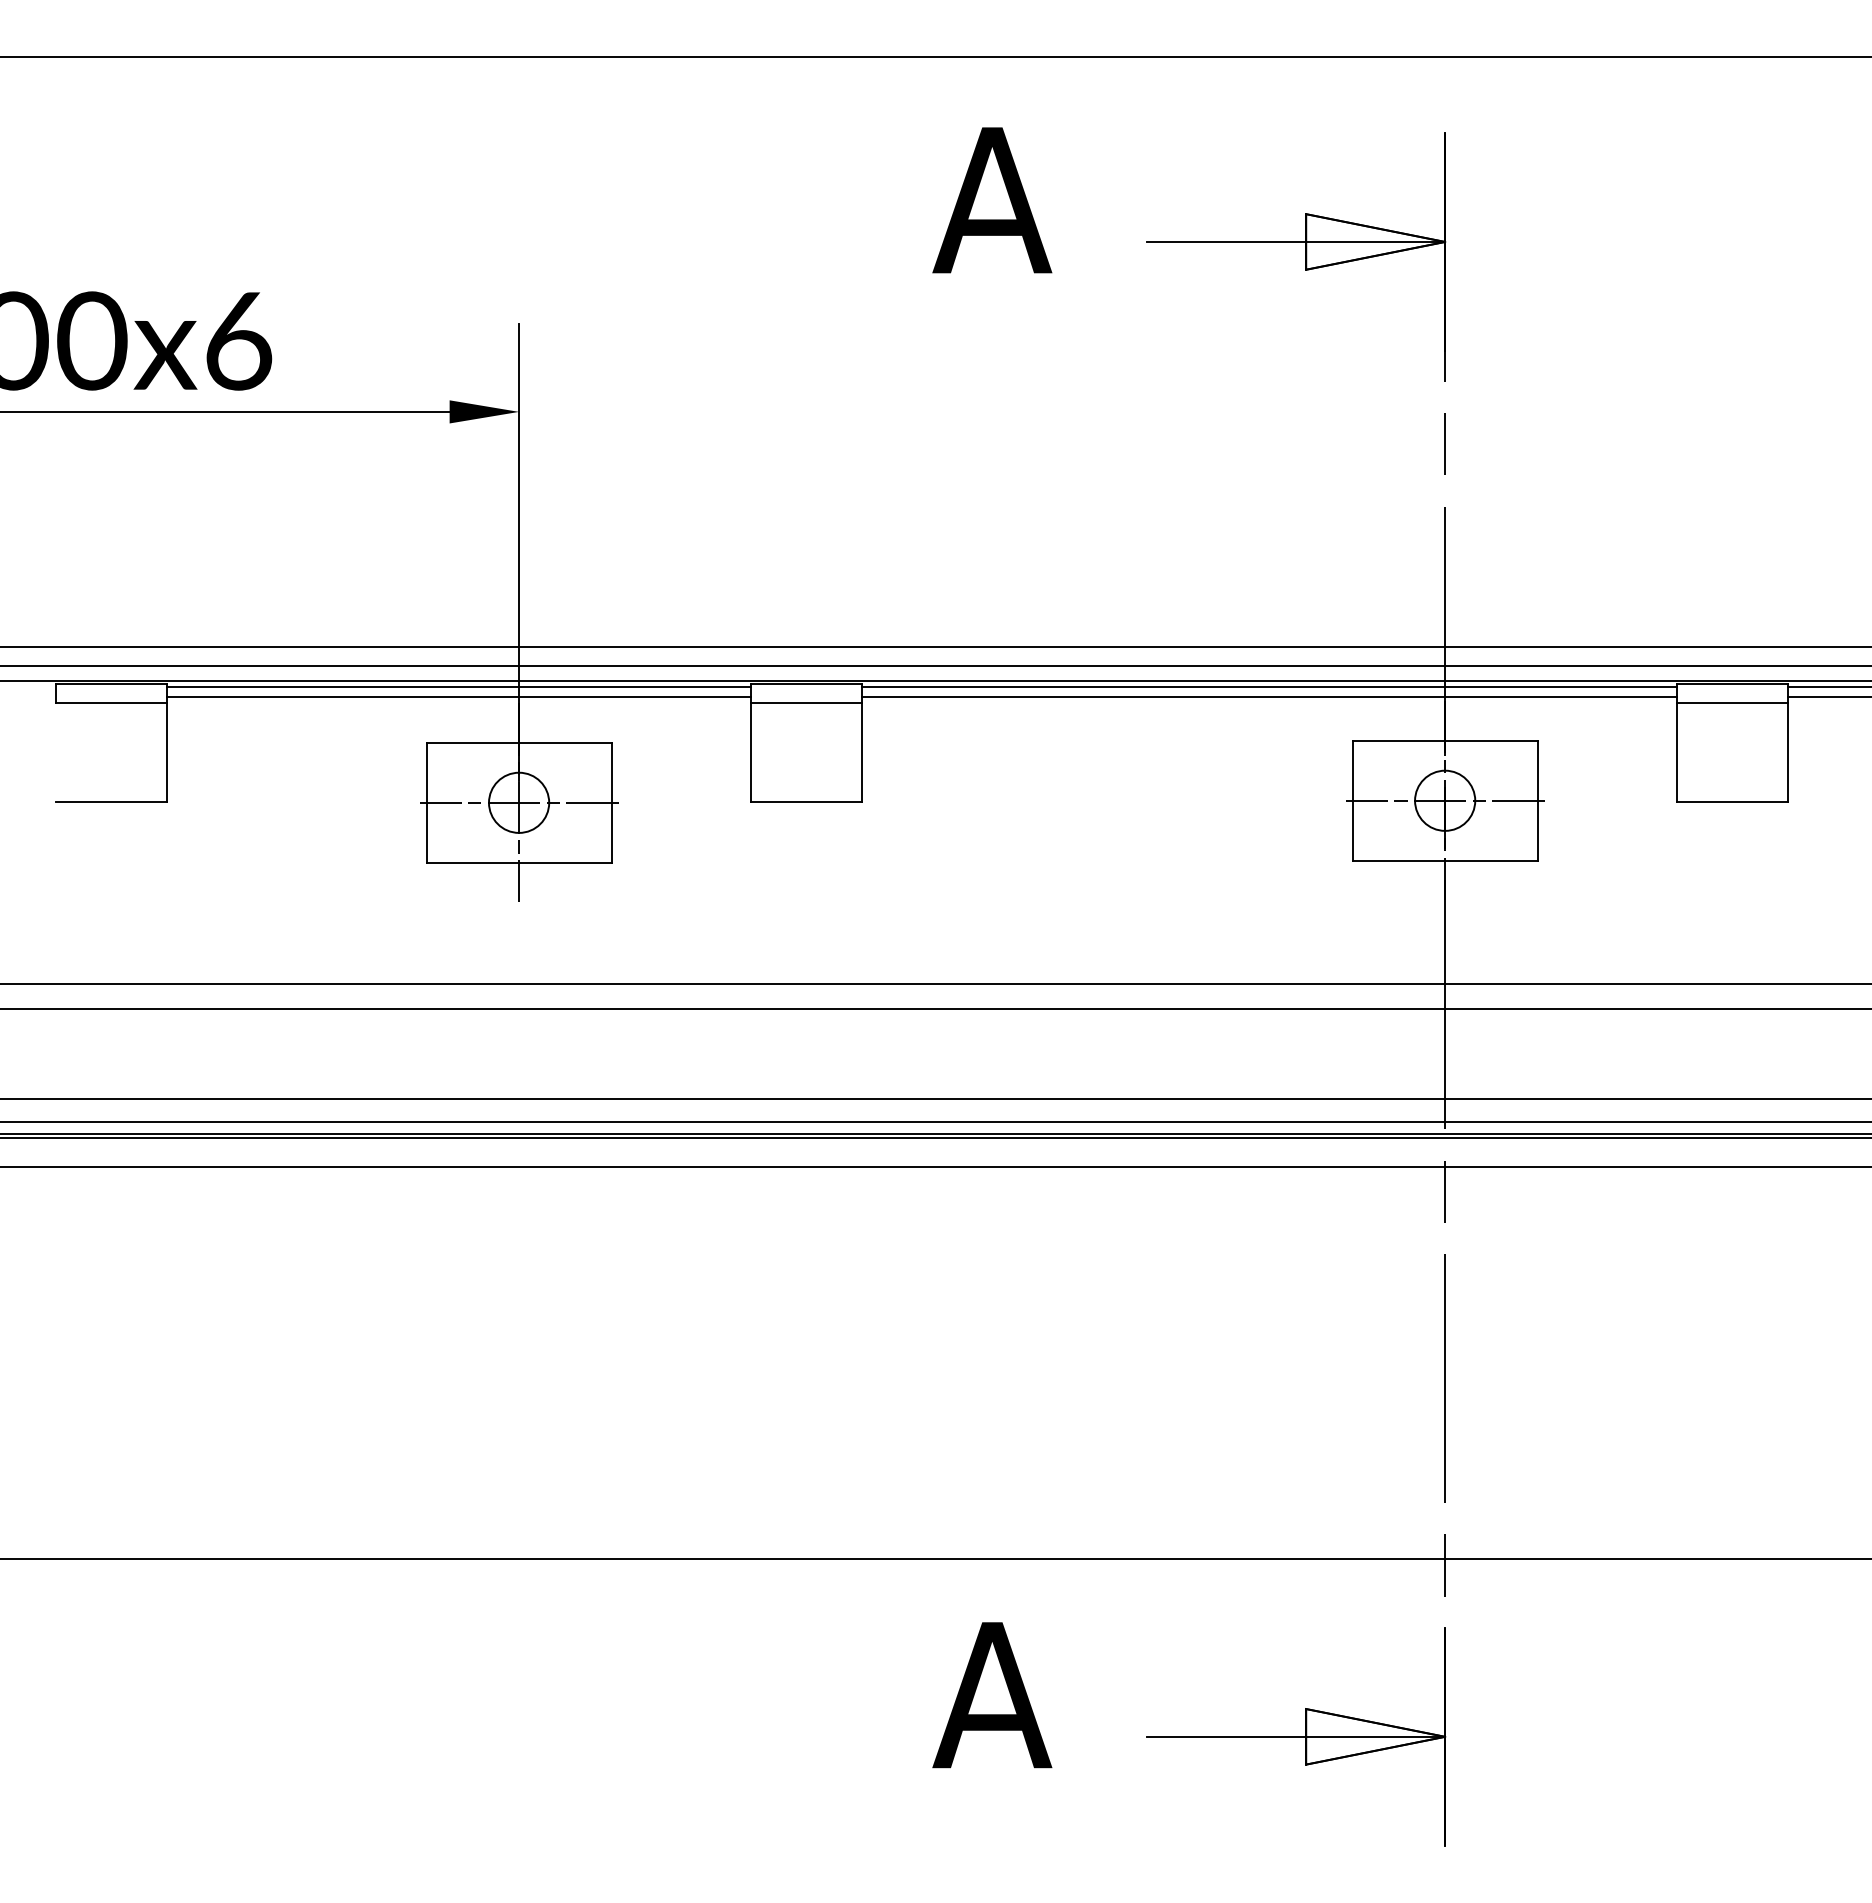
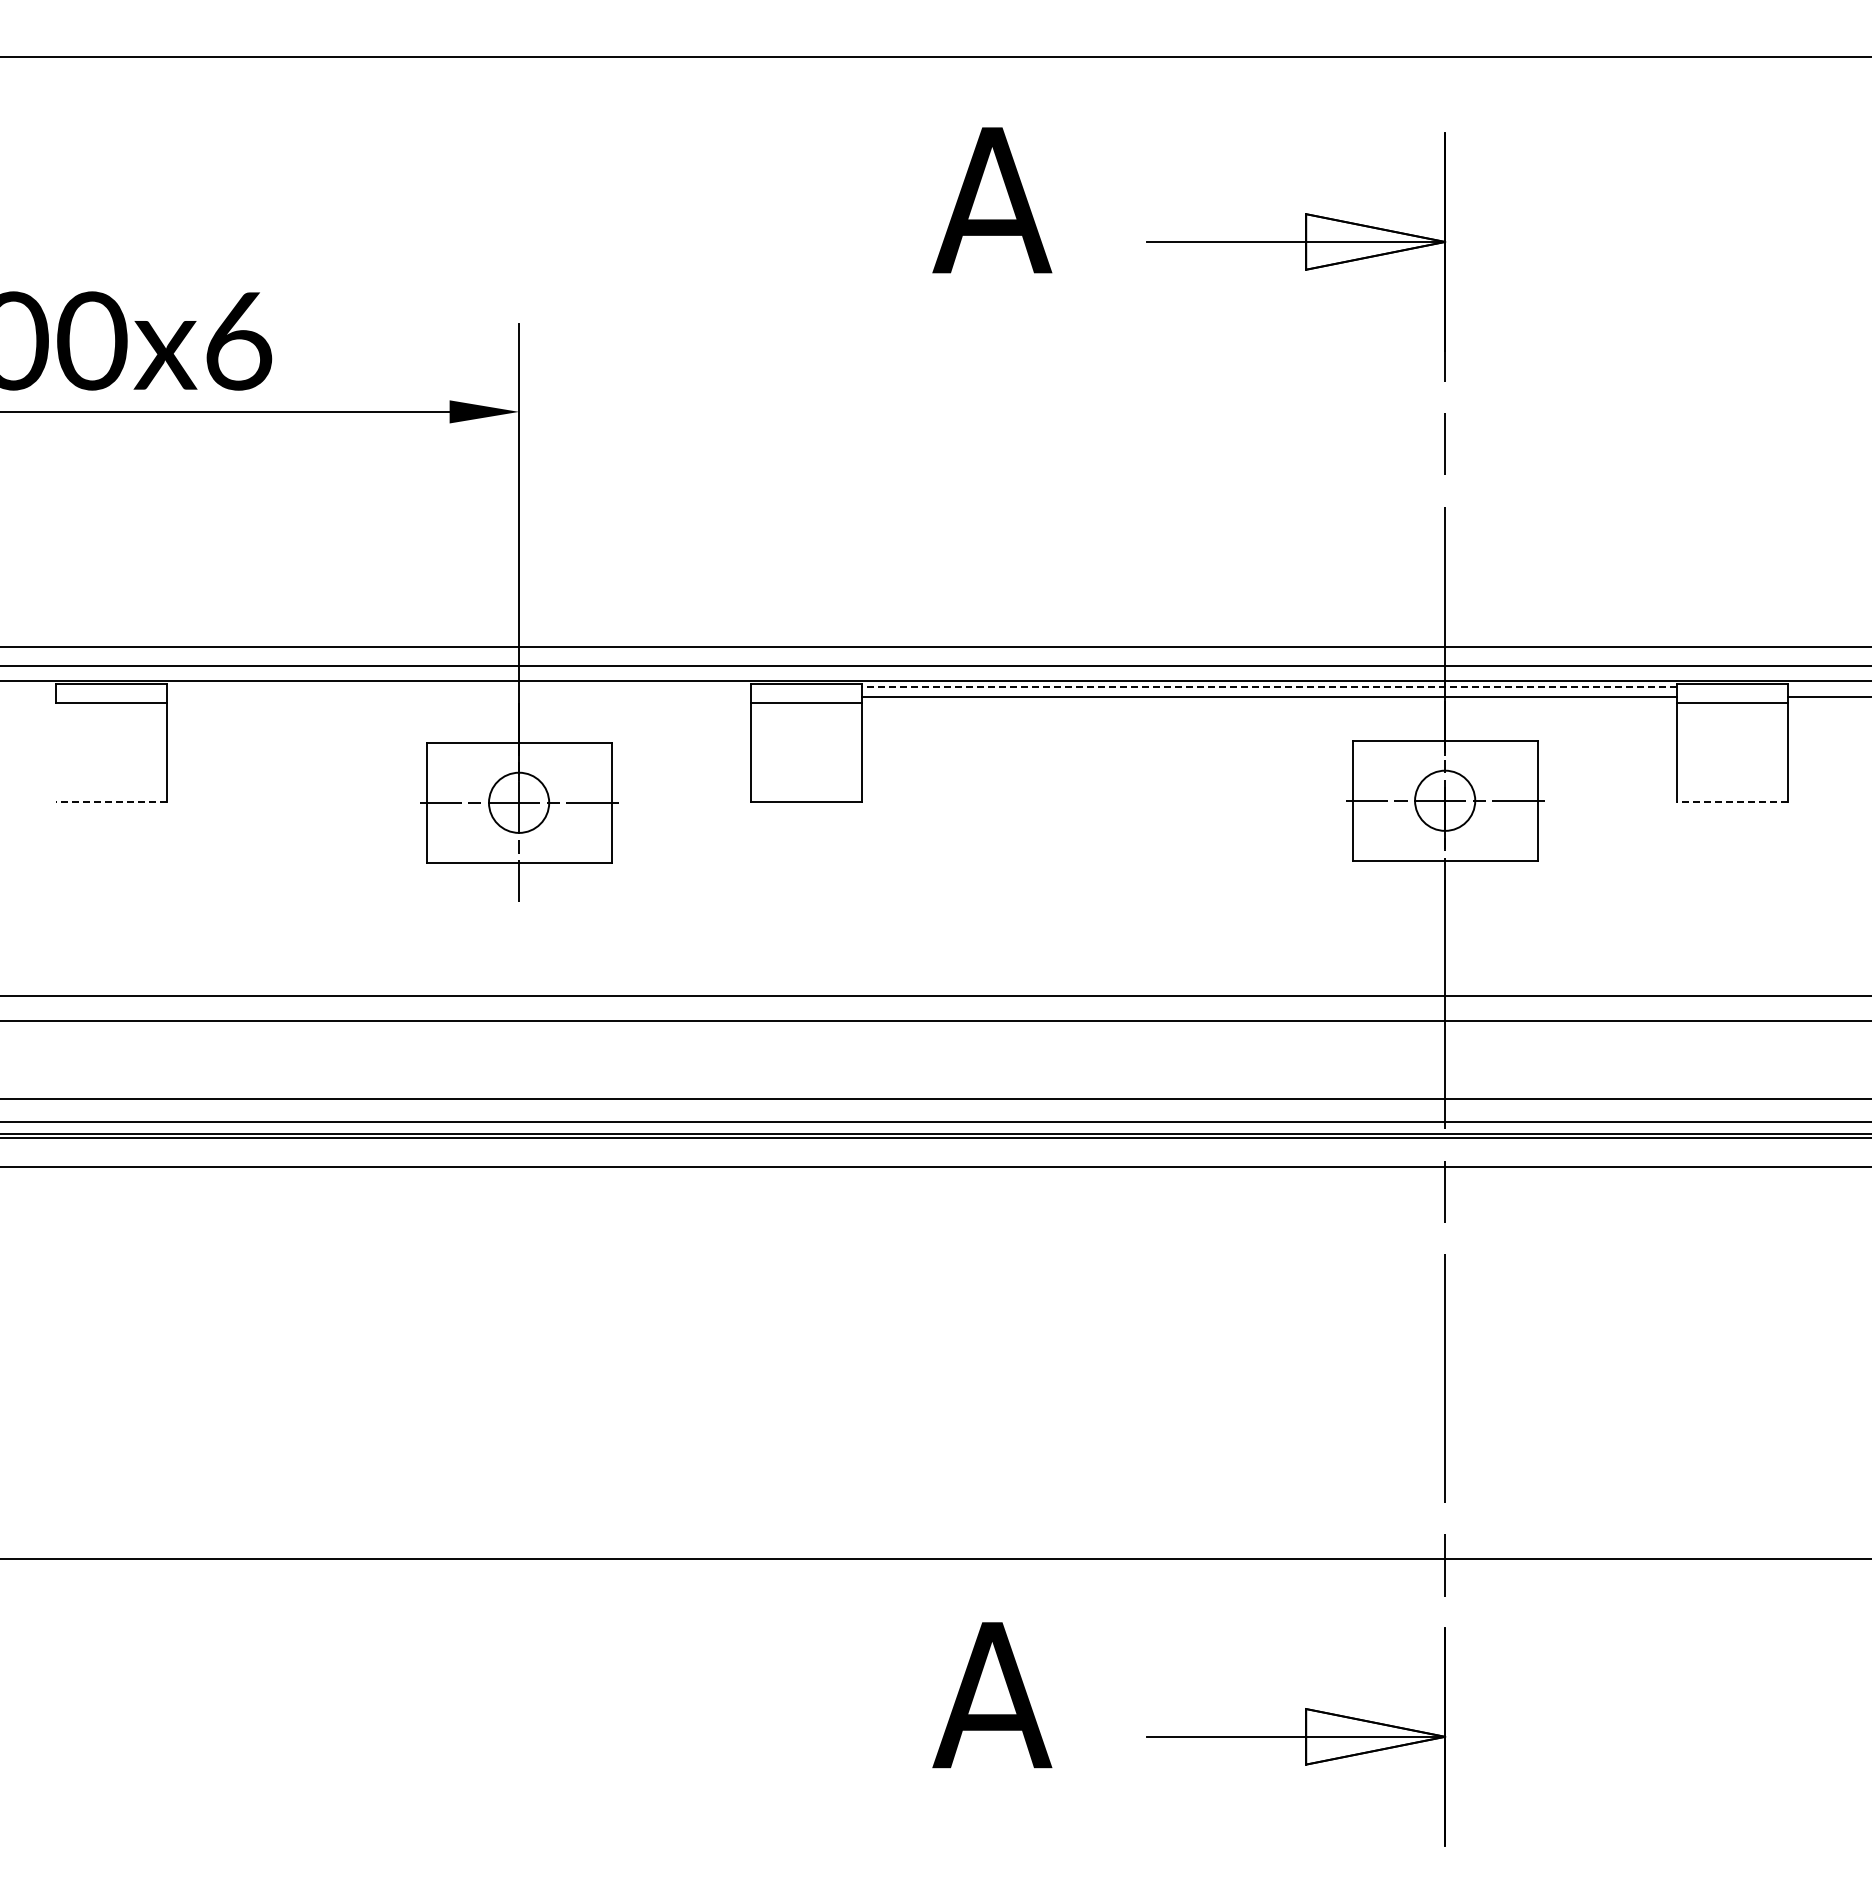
line: present -> none (458, 687)
line: solid -> dashed (1268, 687)
line: present -> none (1827, 687)
line: present -> none (458, 696)
line: solid -> dashed (111, 802)
line: solid -> dashed (1732, 802)
line position: (935, 984) -> (935, 996) (935, 996)
line position: (935, 1008) -> (935, 1020) (935, 1020)
